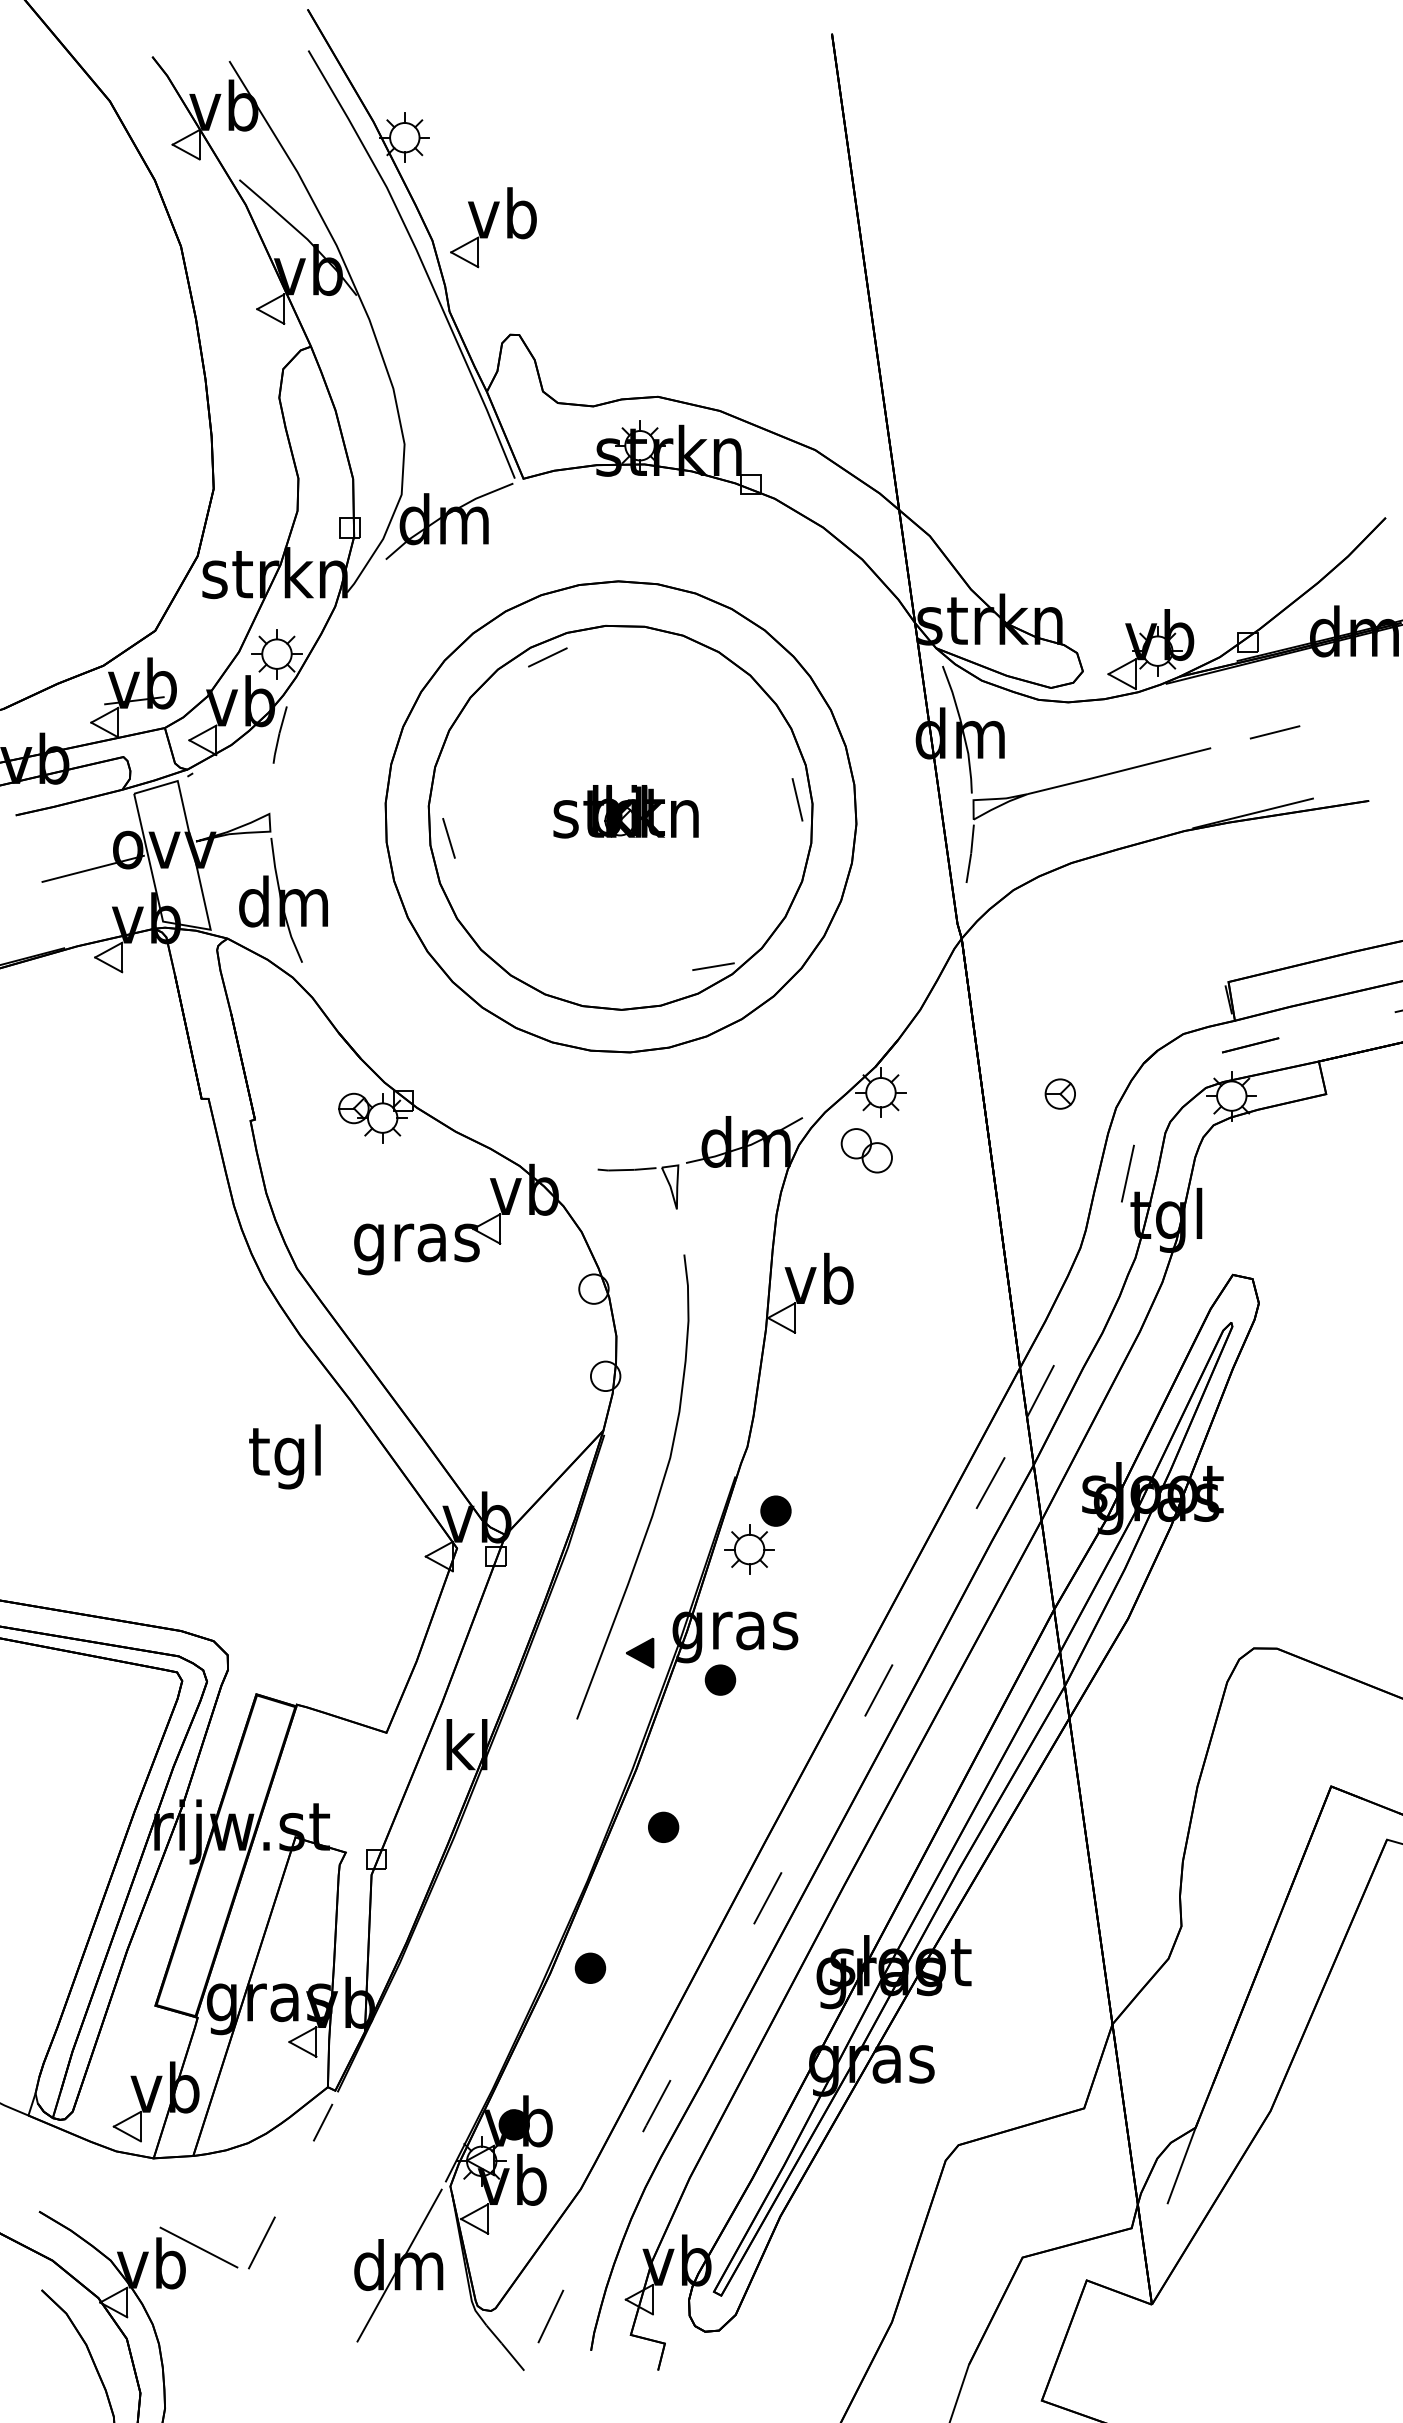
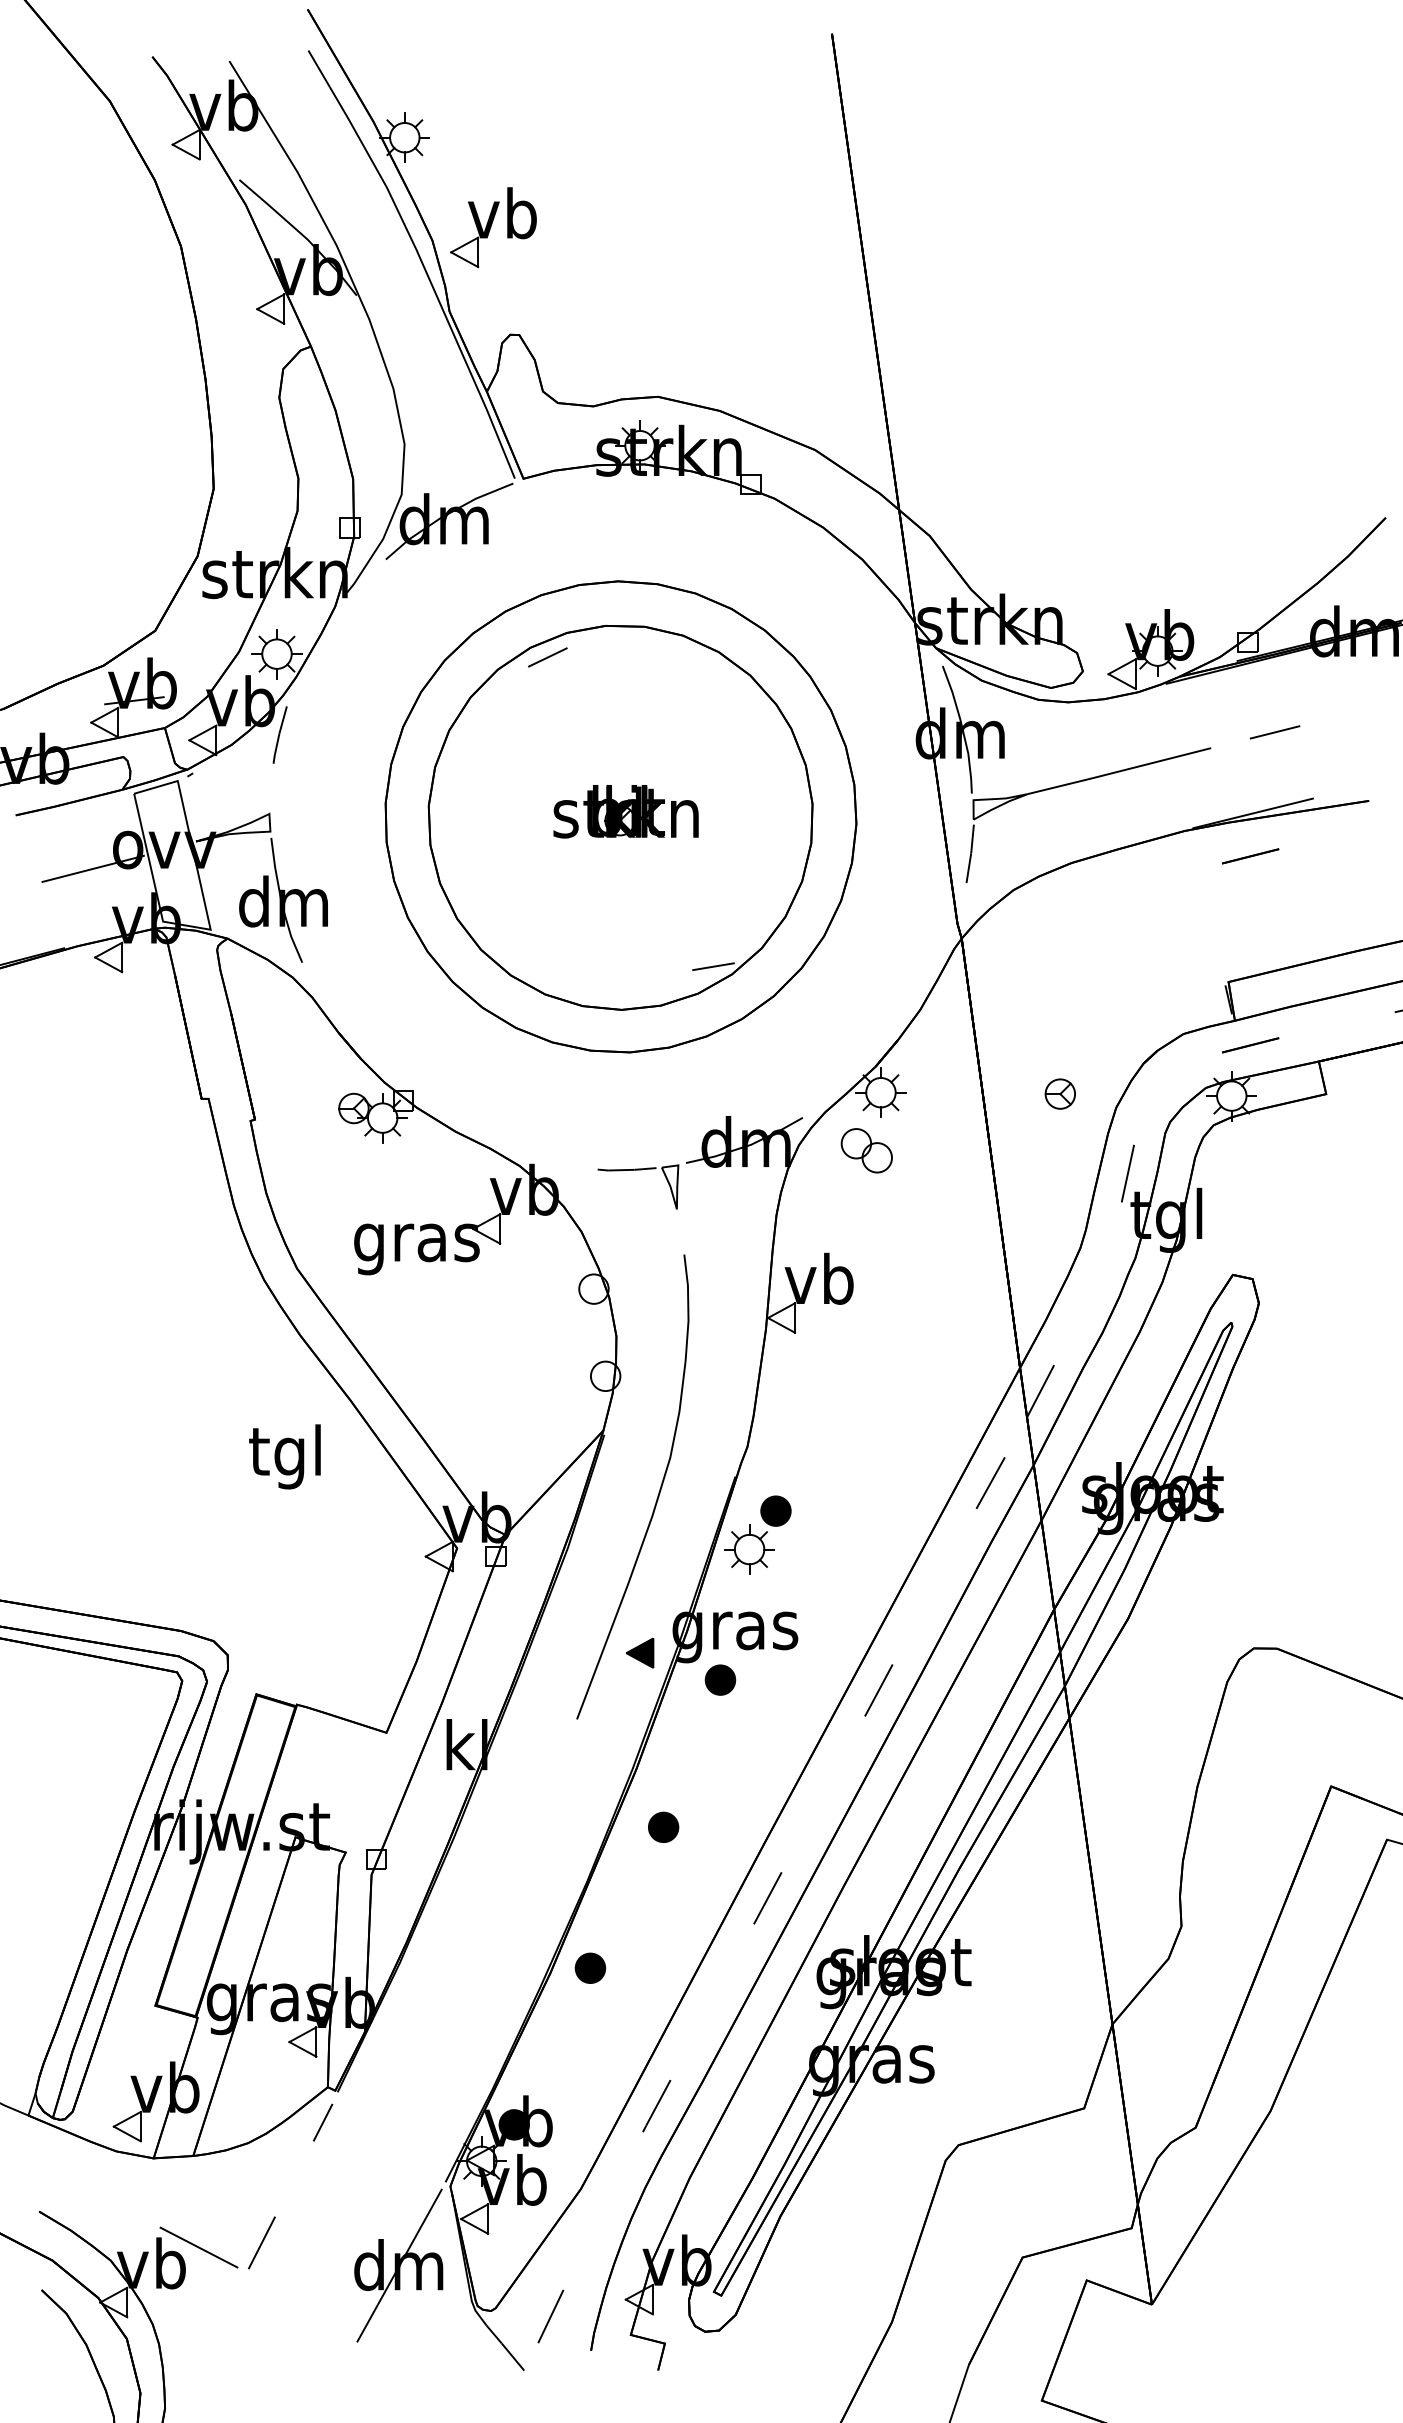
line: present -> none (797, 799)
line: present -> none (448, 838)
line: none -> present (1250, 856)
line: present -> none (1181, 2165)
